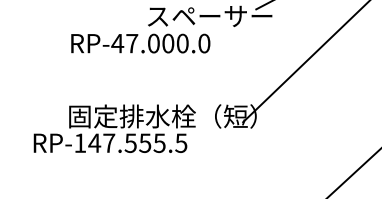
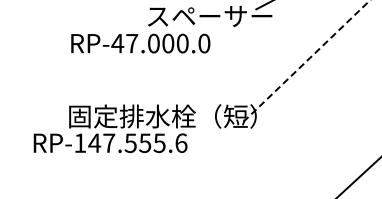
line: solid -> dashed (306, 61)
text: RP-147.555.5 -> RP-147.555.6 (181, 142)
line position: (353, 172) -> (358, 177) (358, 177)
